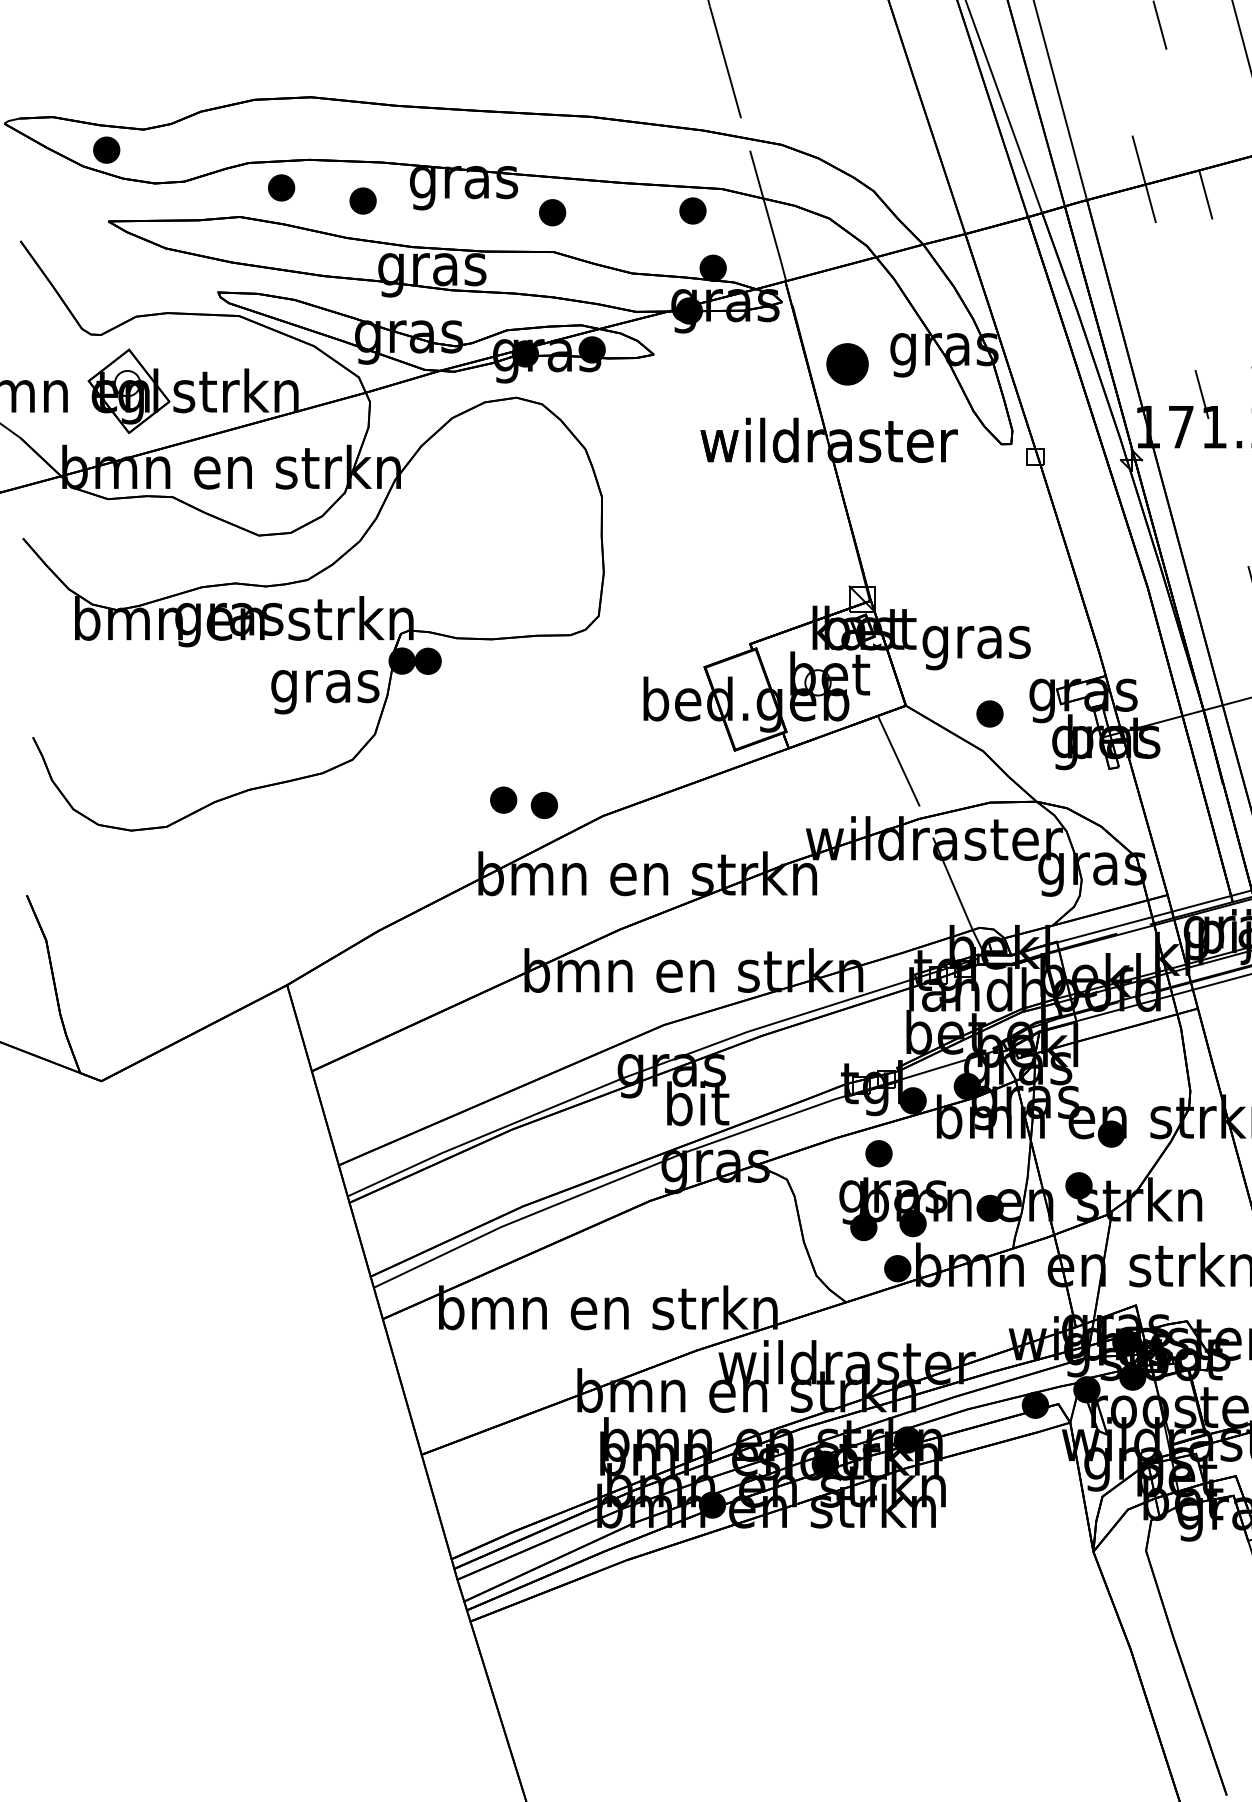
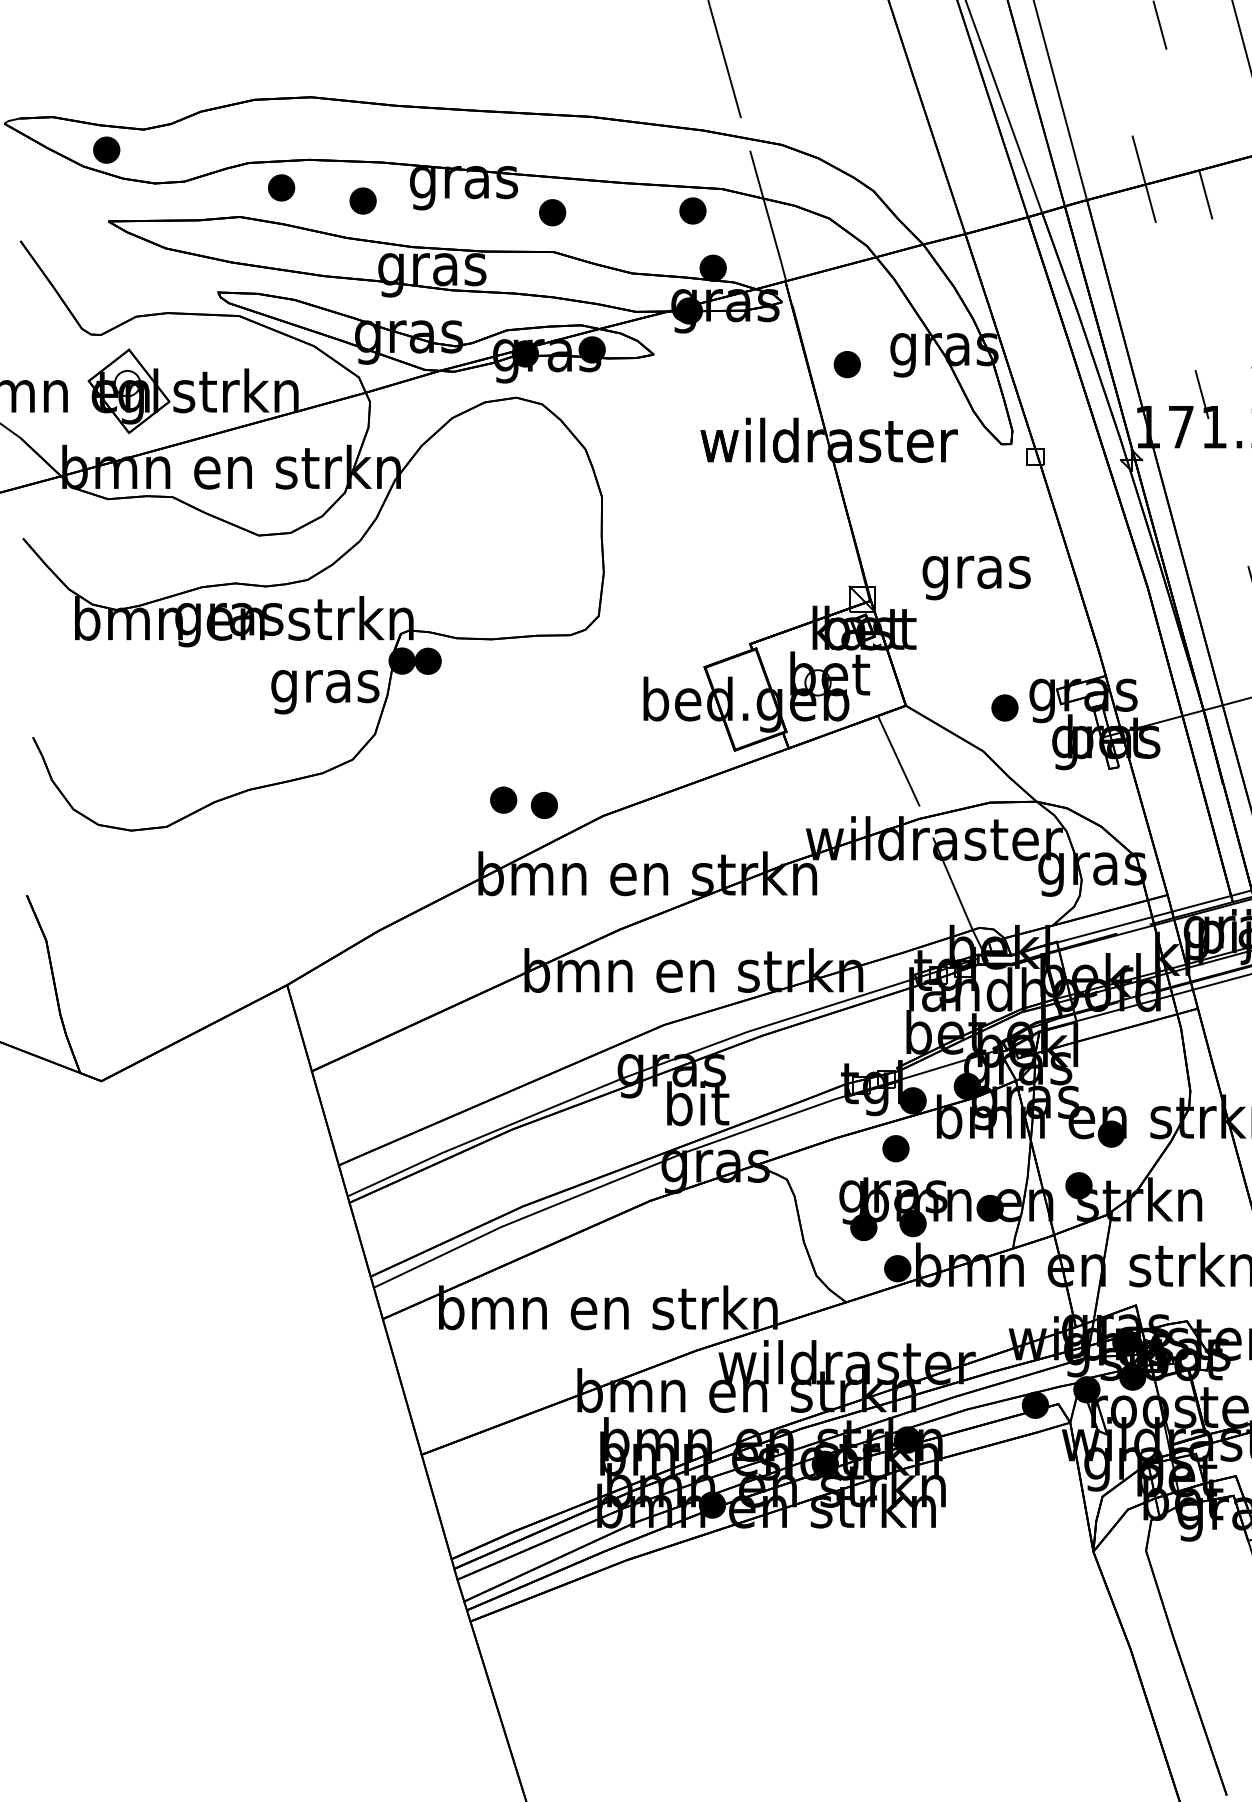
part size: 43x43 px -> 28x28 px (846, 364)
text position: (976, 647) -> (976, 577) (976, 577)
part position: (989, 713) -> (1004, 707) (1004, 707)
part position: (878, 1153) -> (895, 1148) (895, 1148)
